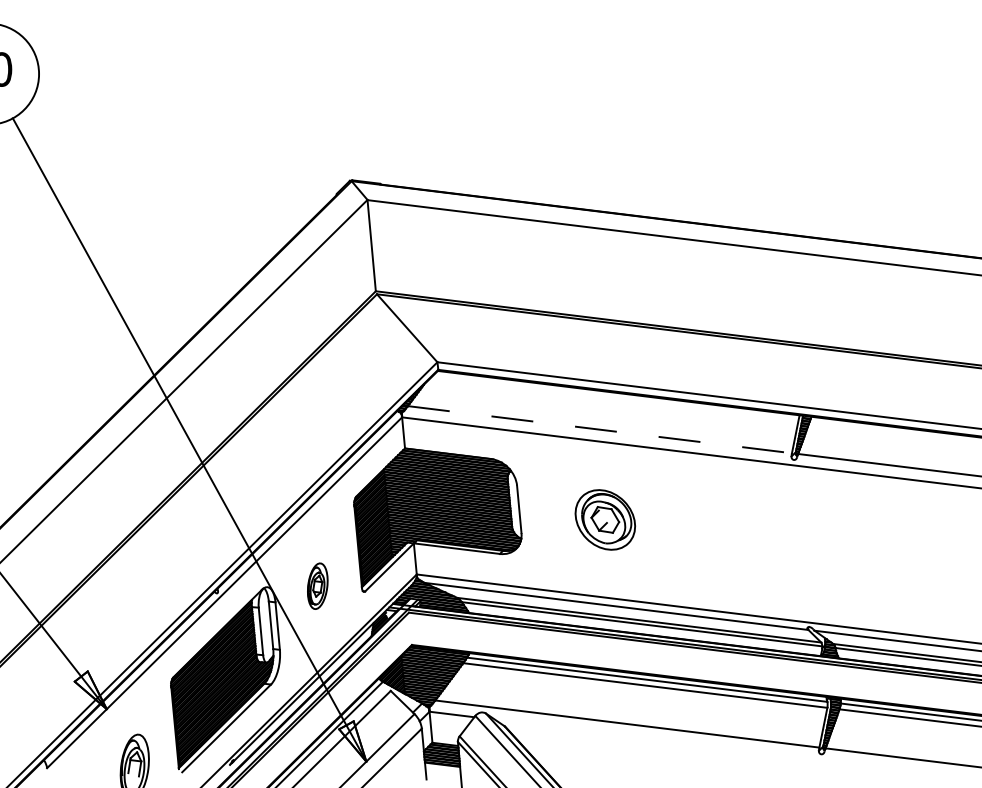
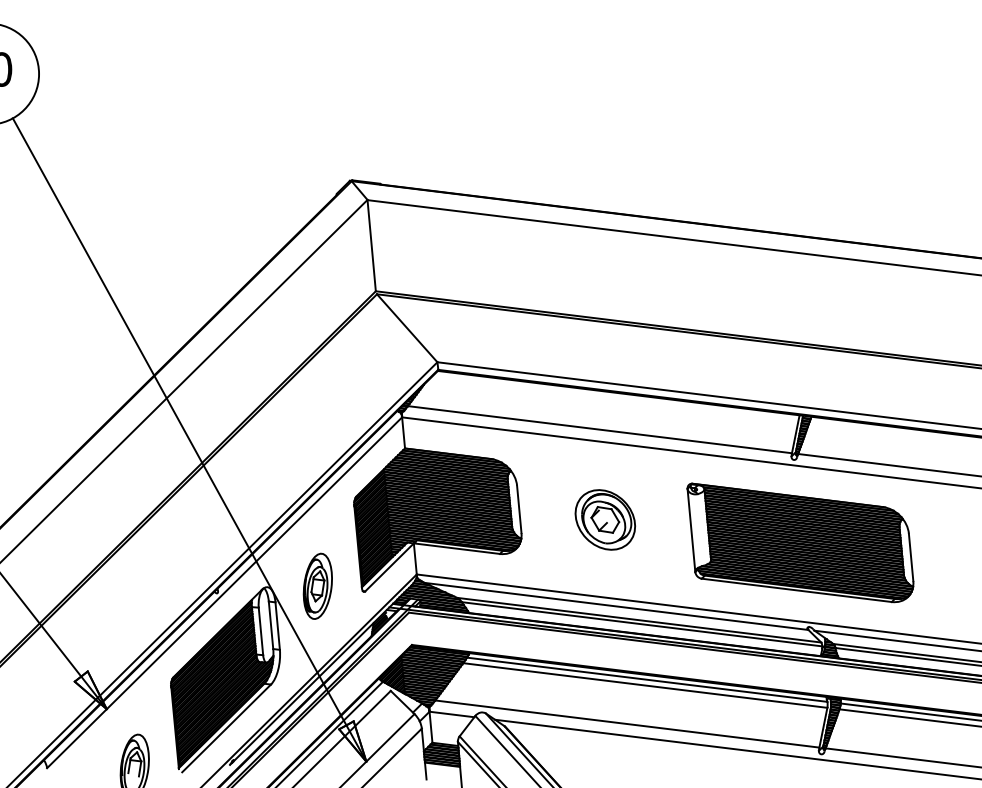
line: dashed -> solid (600, 429)
part: none -> present (800, 542)
part size: 22x48 px -> 31x68 px (317, 585)
line: none -> present (736, 749)
